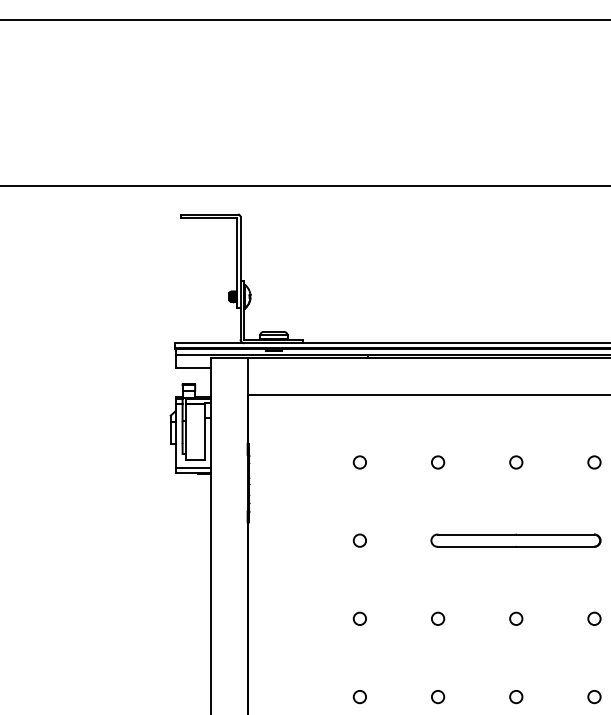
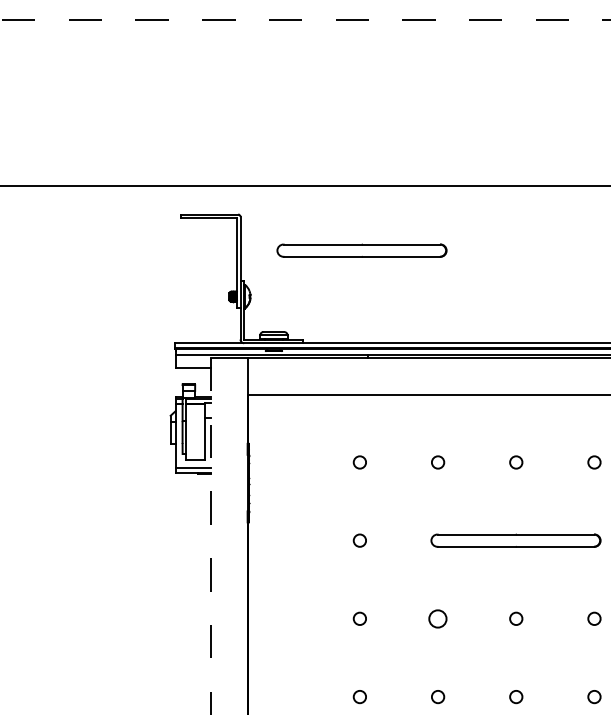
line: solid -> dashed (305, 19)
part: none -> present (361, 250)
line: solid -> dashed (210, 536)
circle size: 15x15 px -> 20x20 px (437, 618)
